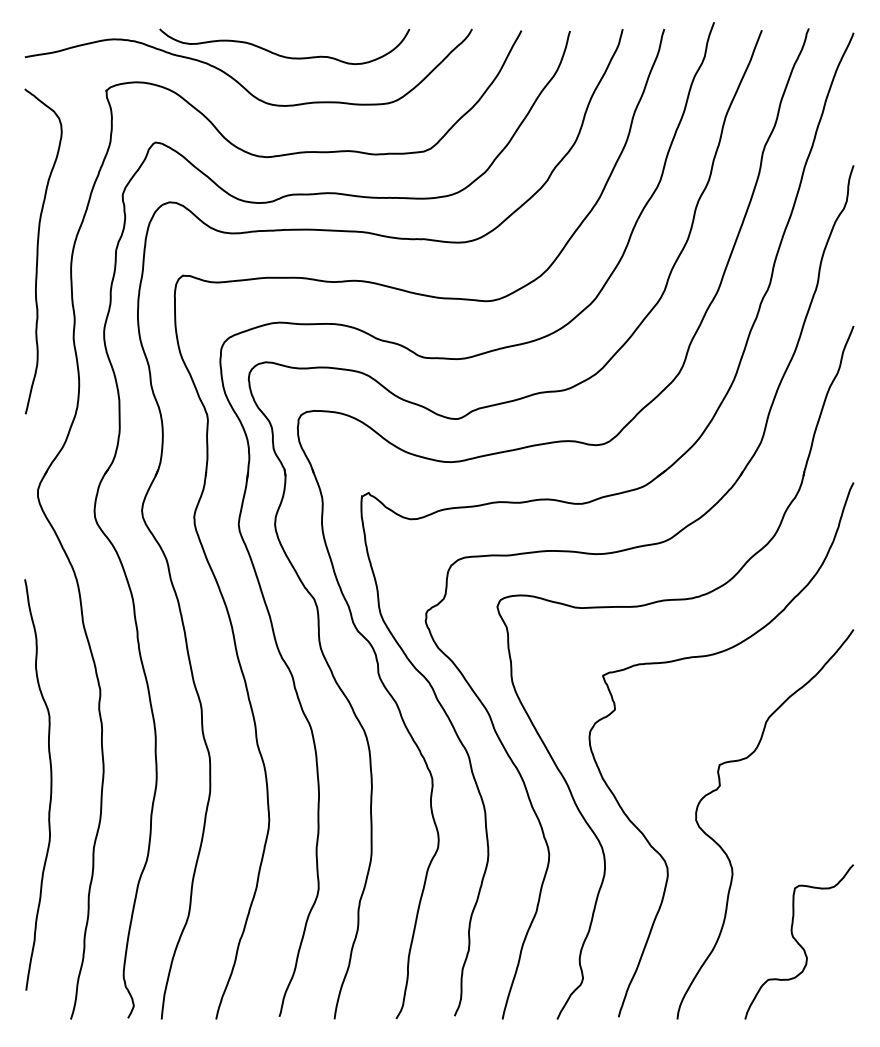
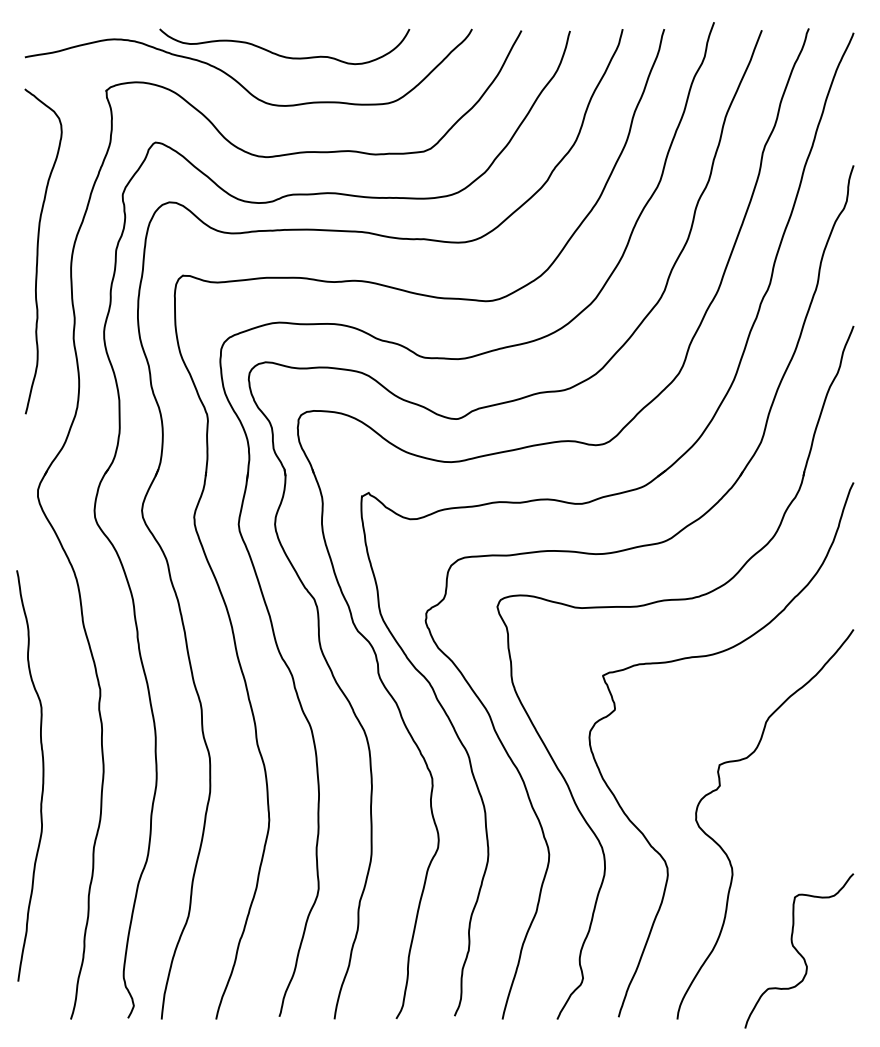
curve position: (50, 784) -> (42, 775) (42, 775)
curve position: (798, 942) -> (798, 951) (798, 951)
